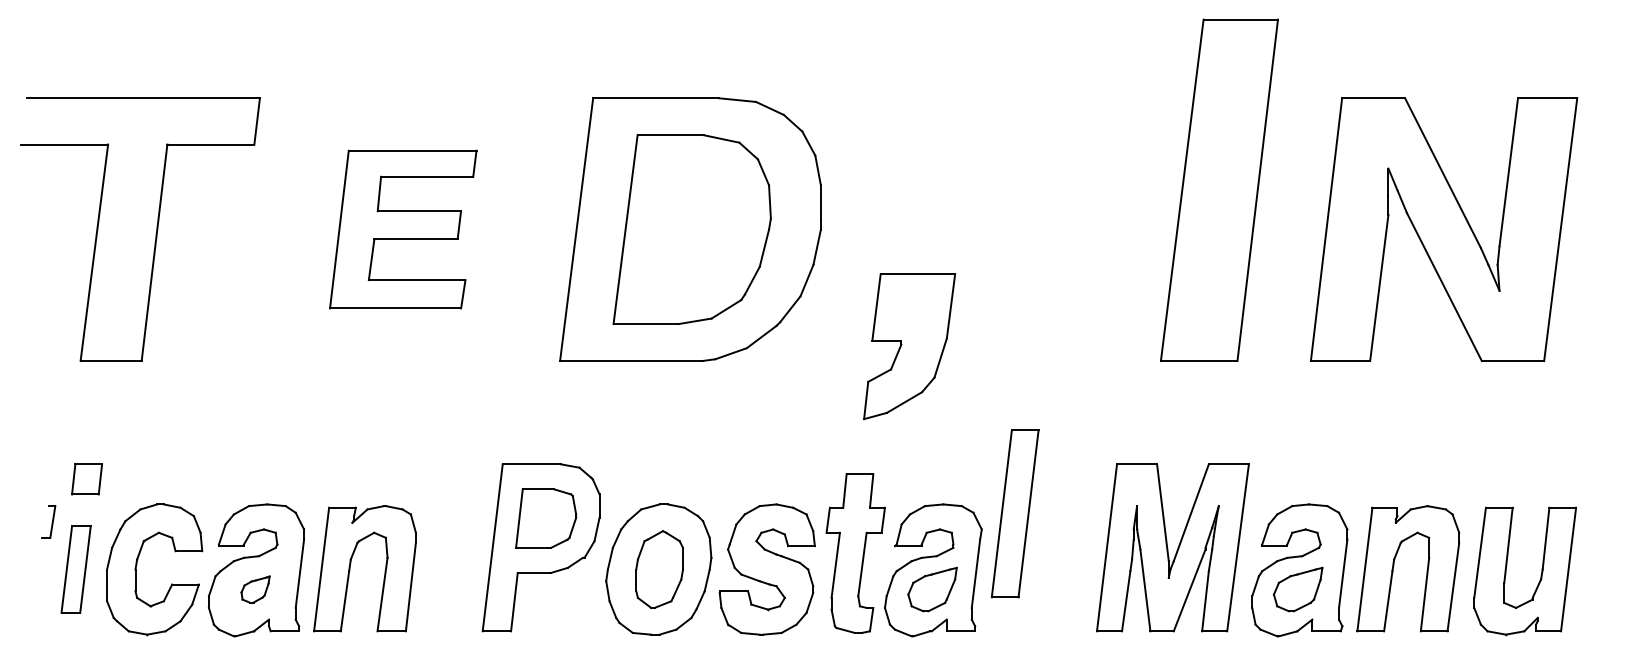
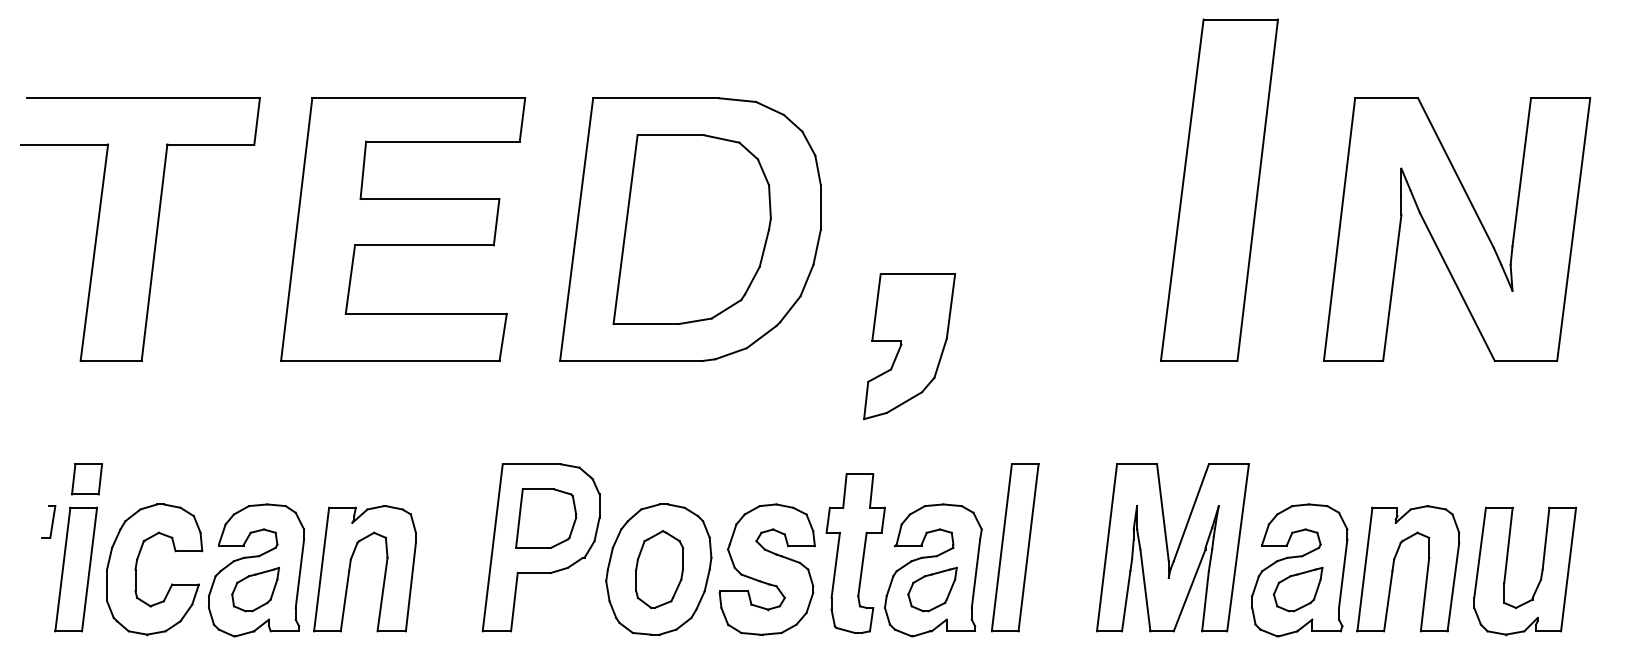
part size: 149x161 px -> 247x265 px (403, 229)
part position: (1444, 229) -> (1457, 229) (1457, 229)
part position: (1014, 513) -> (1014, 547) (1014, 547)
part size: 32x89 px -> 44x127 px (75, 569)
part size: 31x29 px -> 49x47 px (255, 589)
